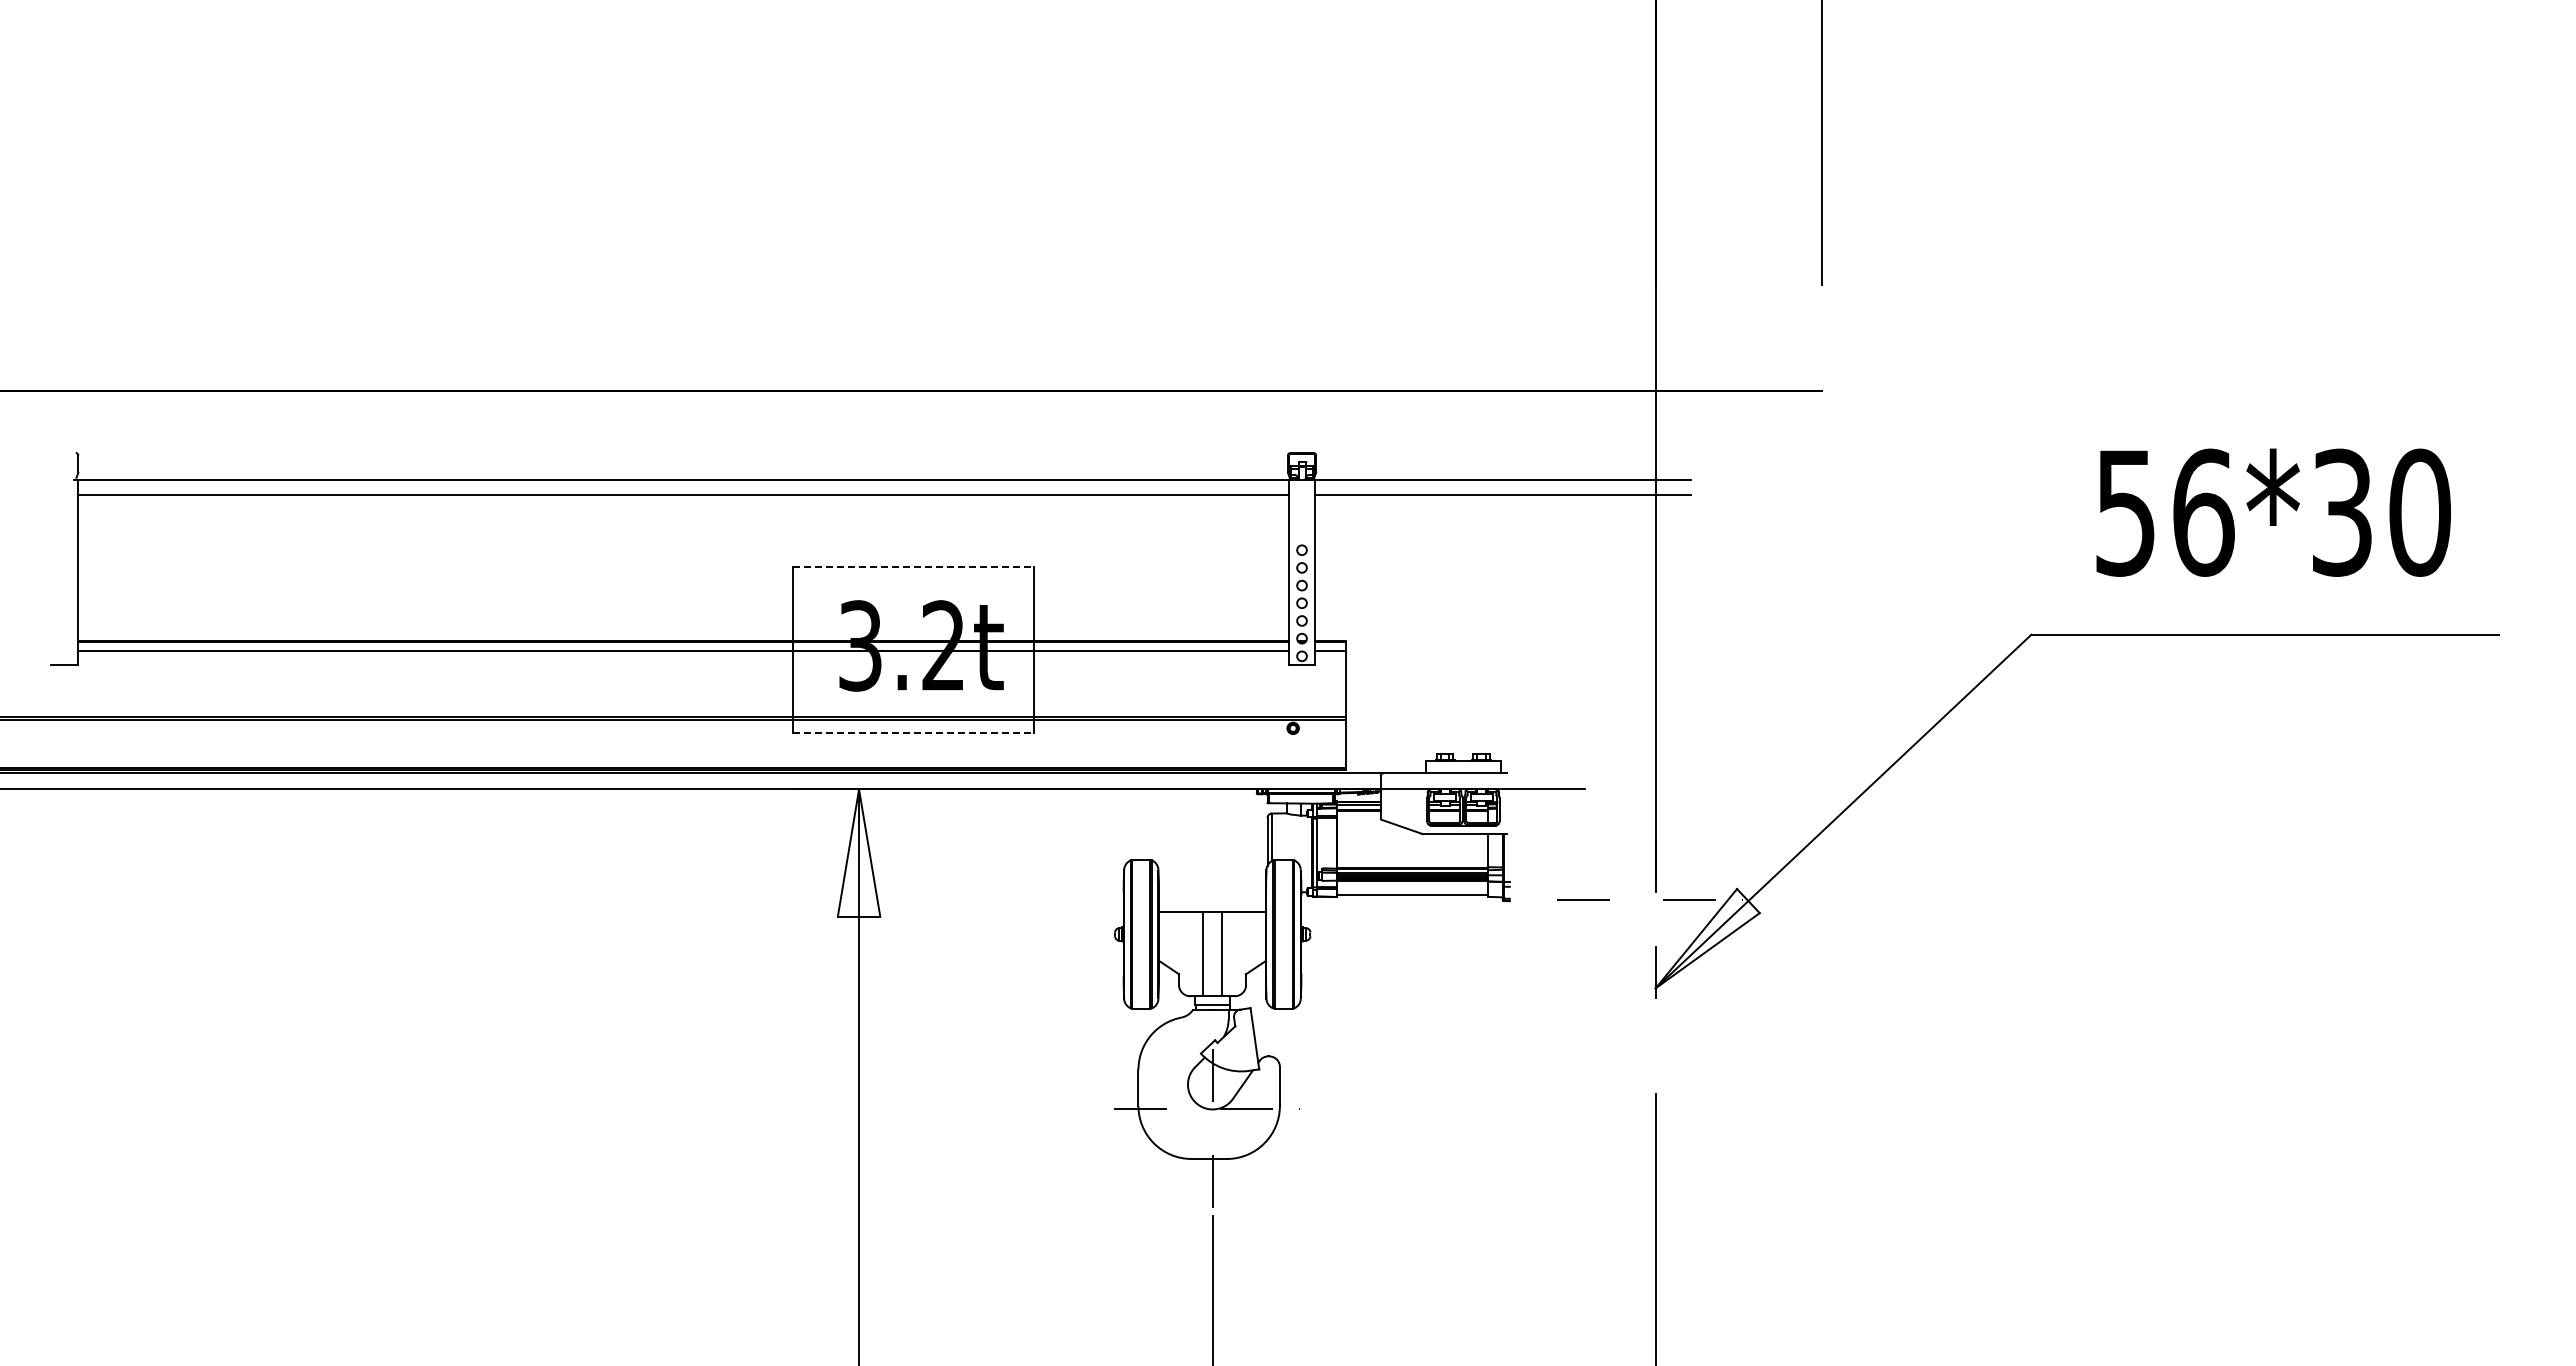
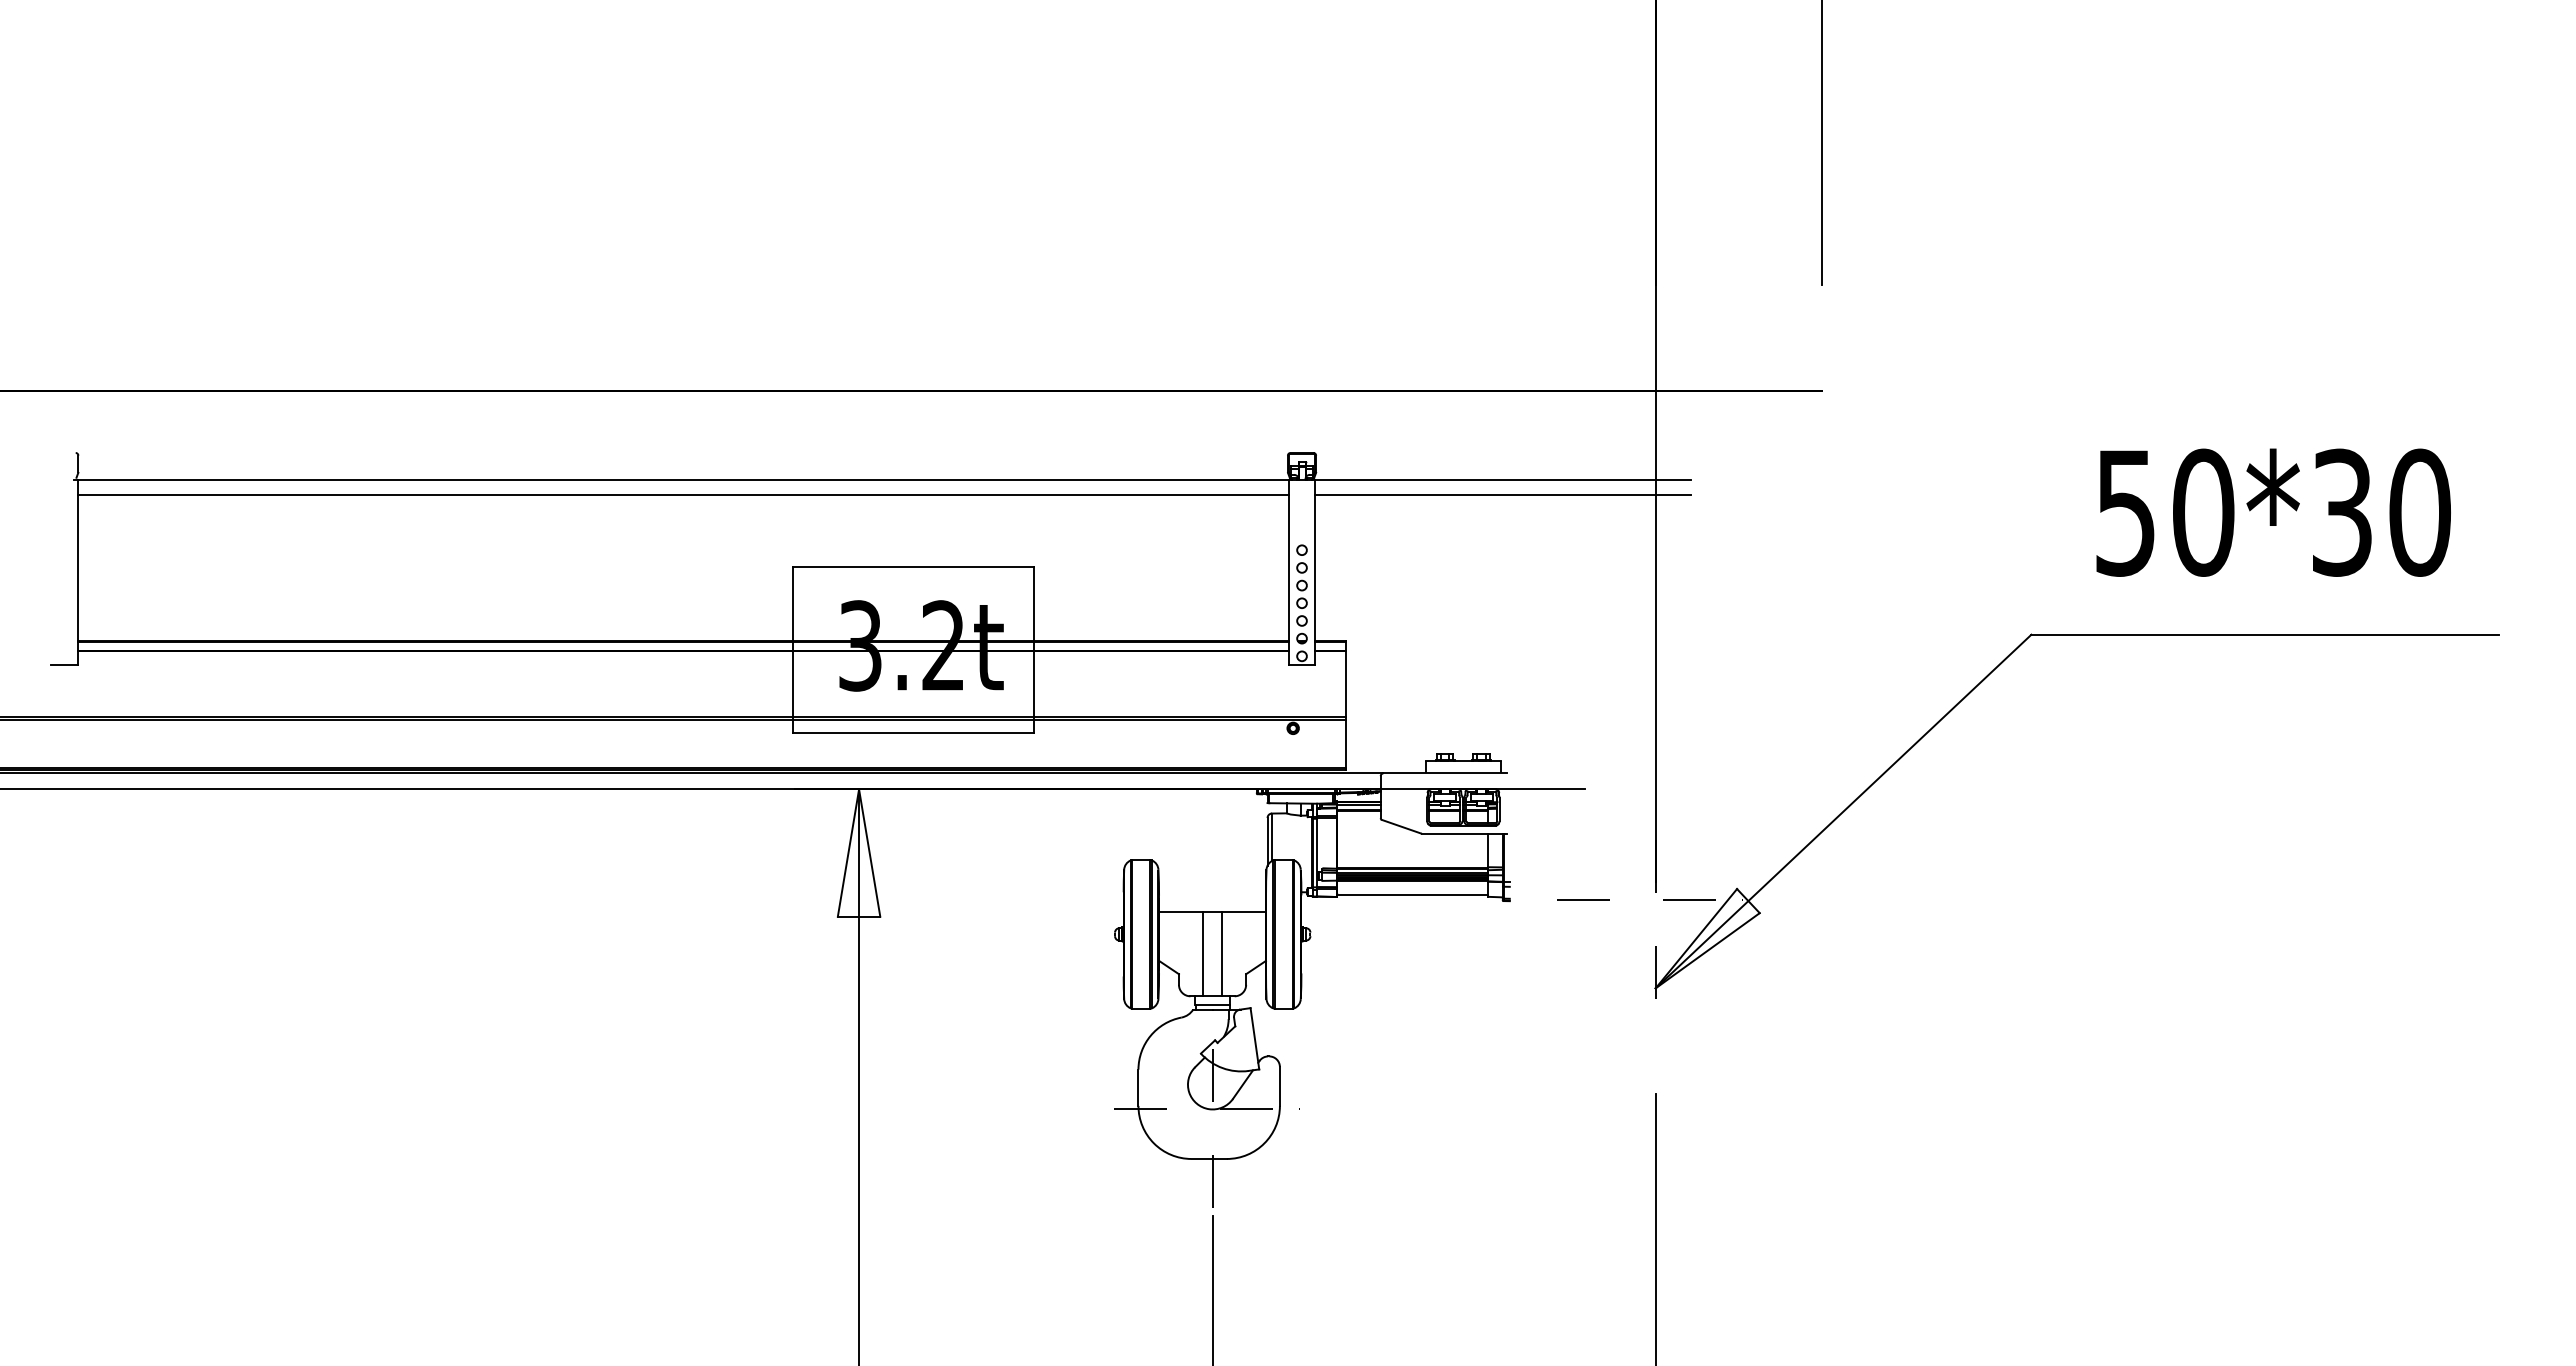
text: 56*30 -> 50*30 (2203, 512)
line: dashed -> solid (914, 567)
line: dashed -> solid (914, 733)
